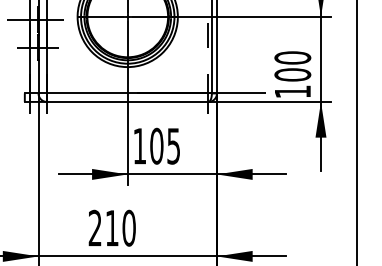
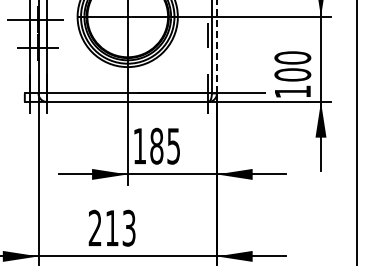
line: solid -> dashed (216, 46)
text: 105 -> 185 (156, 146)
text: 210 -> 213 (128, 227)
